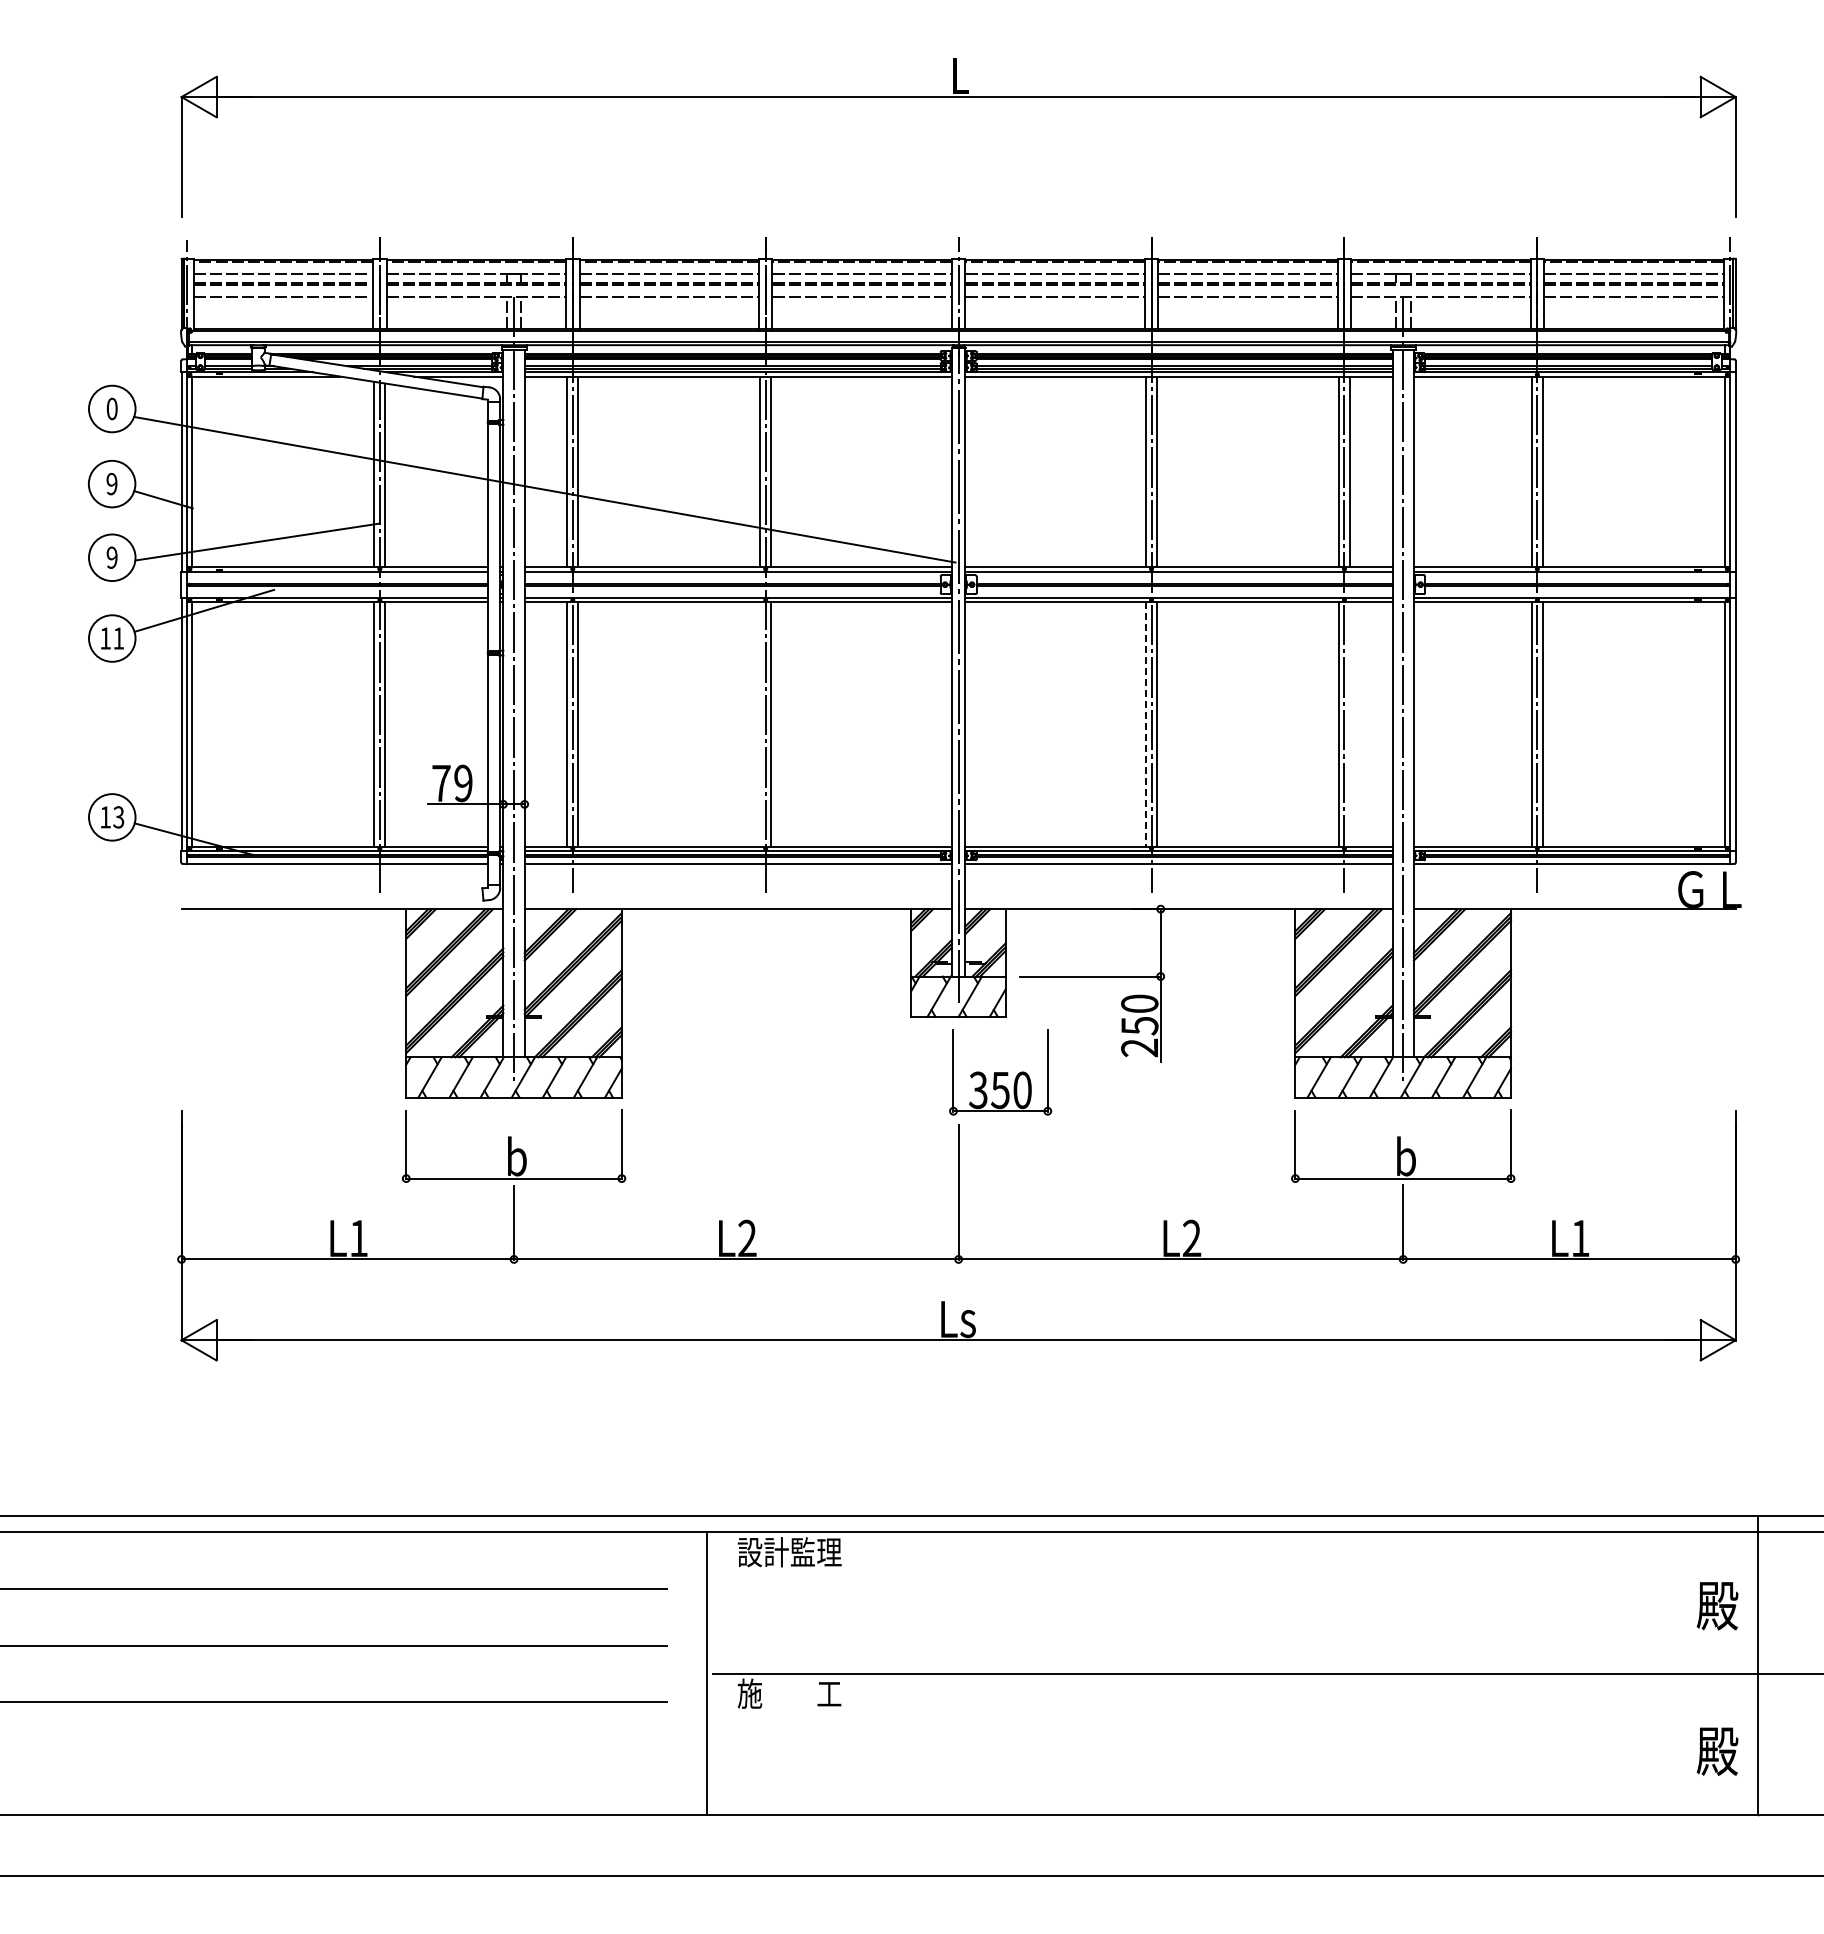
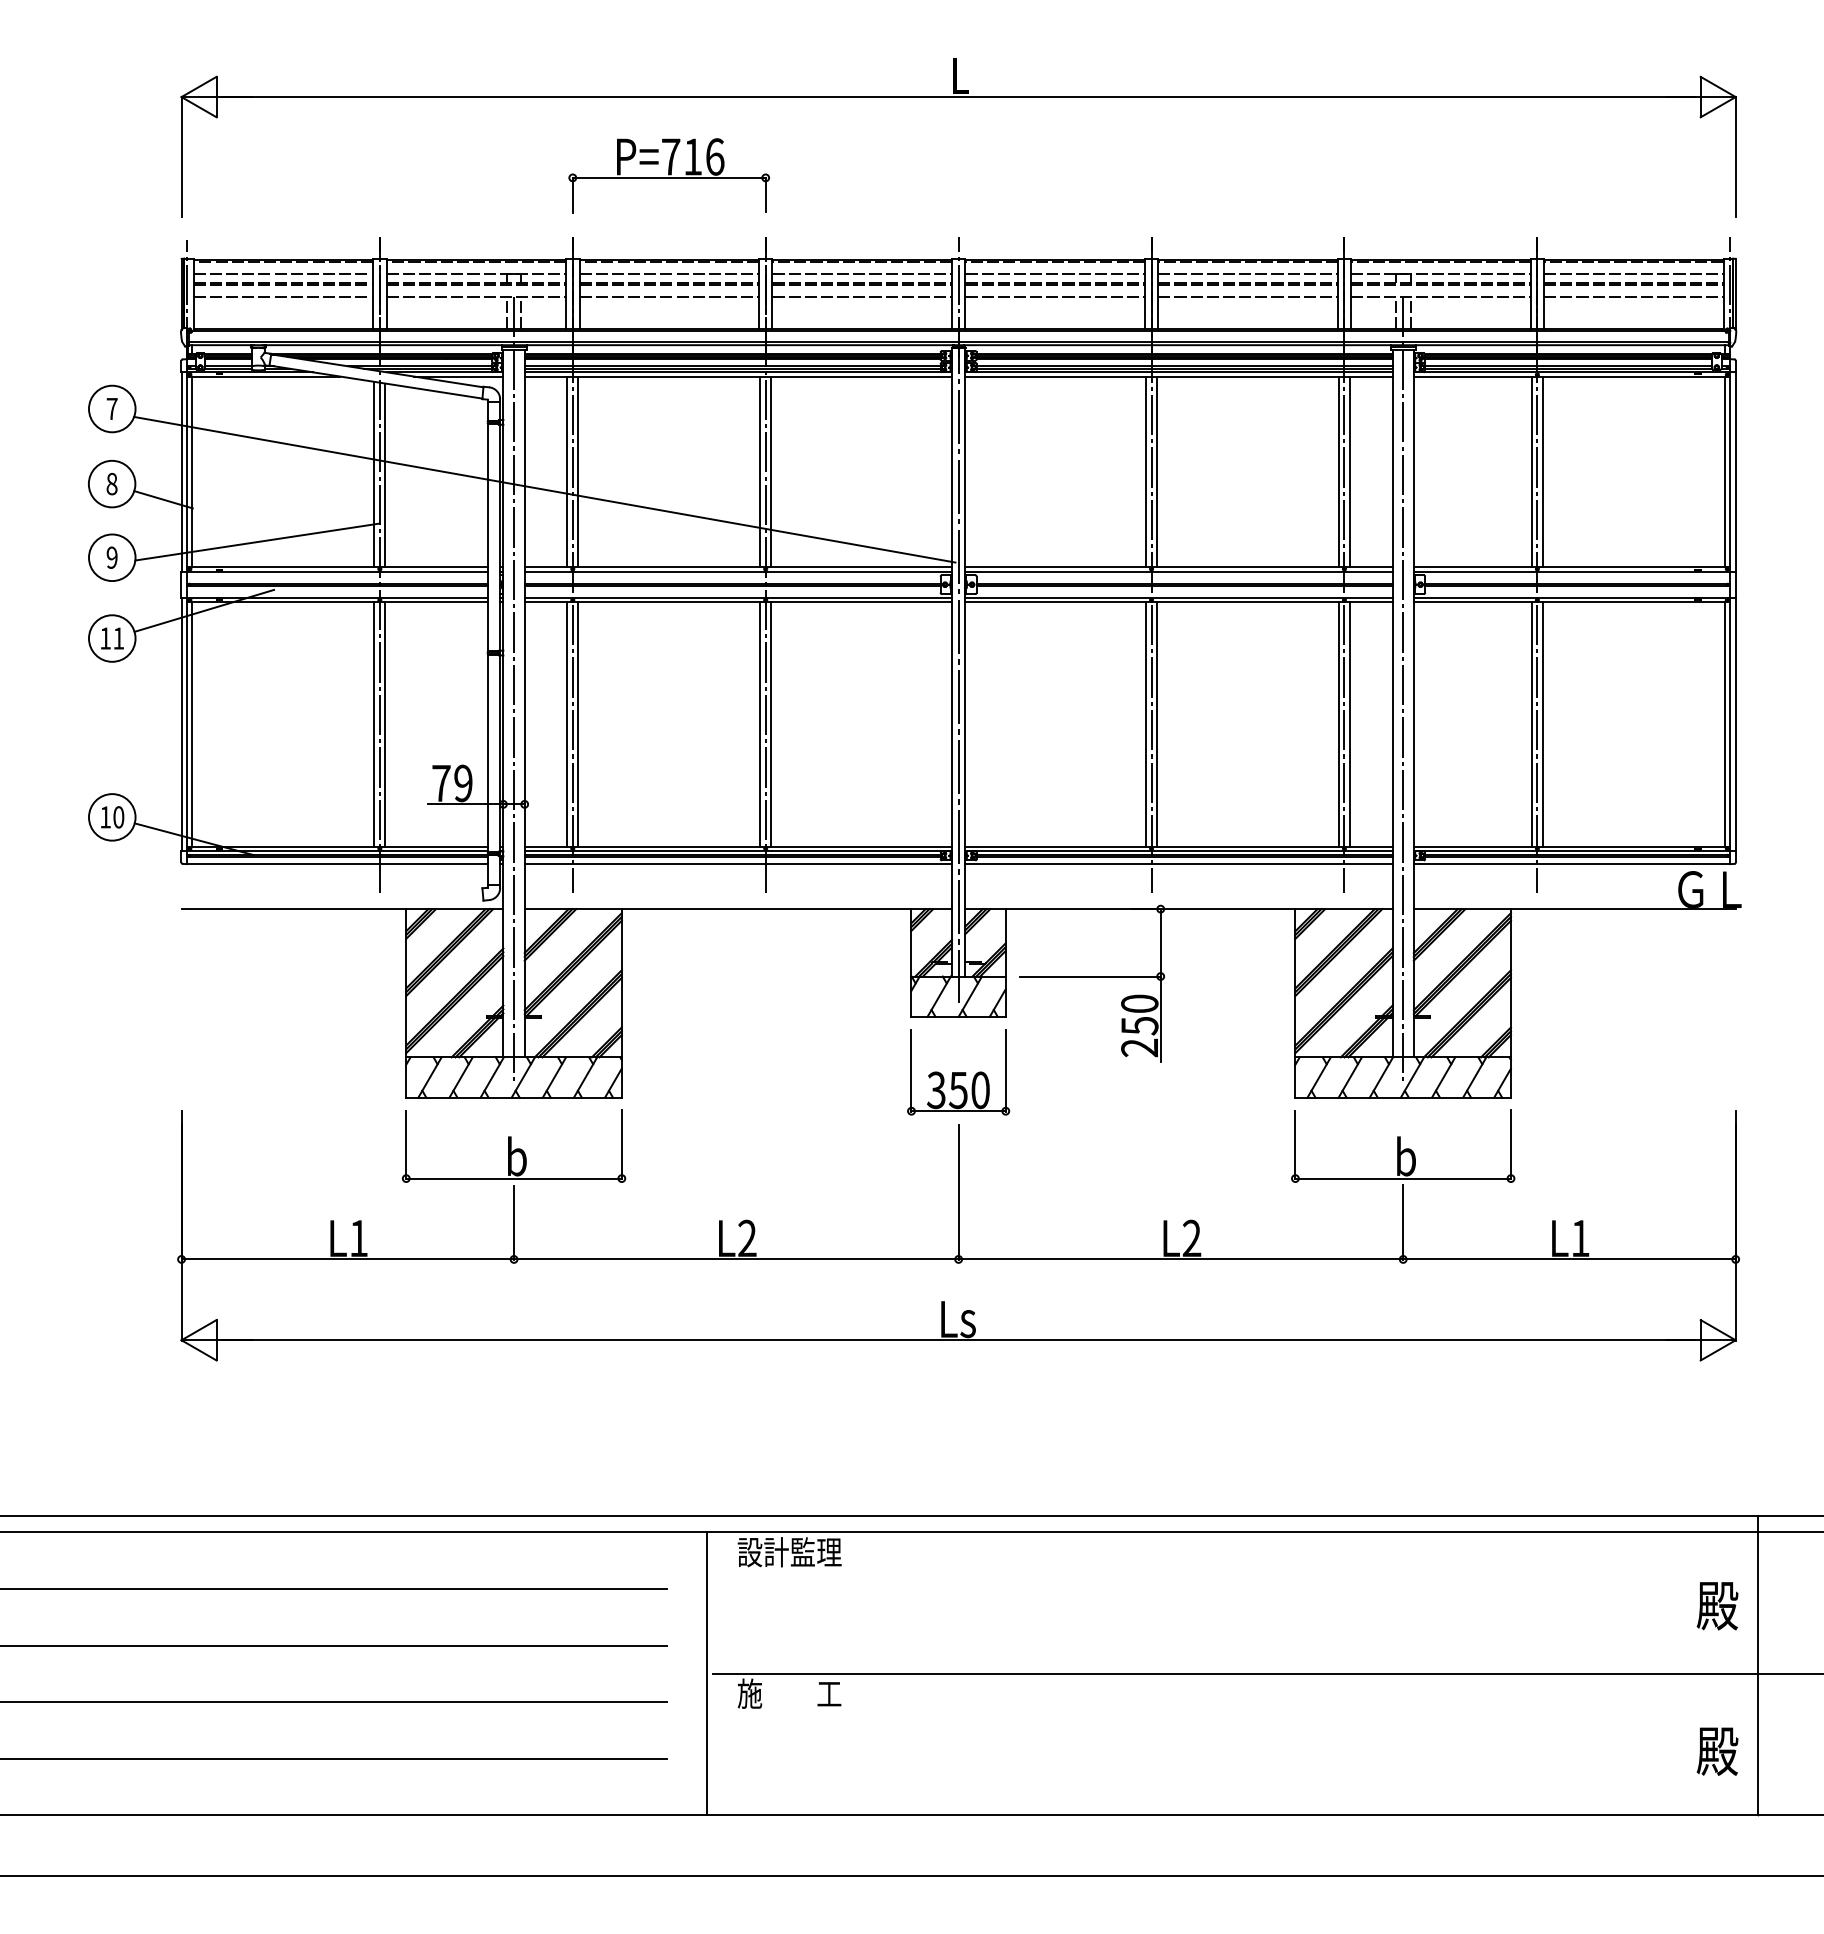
part: none -> present (668, 175)
text: 0 -> 7 (111, 408)
text: 9 -> 8 (111, 483)
line: none -> present (760, 724)
line: dashed -> solid (1146, 724)
line: none -> present (1349, 724)
text: 13 -> 10 (118, 817)
part position: (1000, 1072) -> (958, 1072) (958, 1072)
line: none -> present (334, 1758)
